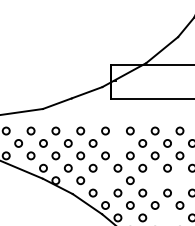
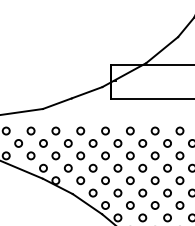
circle: none -> present (117, 143)
circle: none -> present (105, 180)
circle: none -> present (154, 180)
circle: none -> present (179, 180)
circle: none -> present (167, 217)
